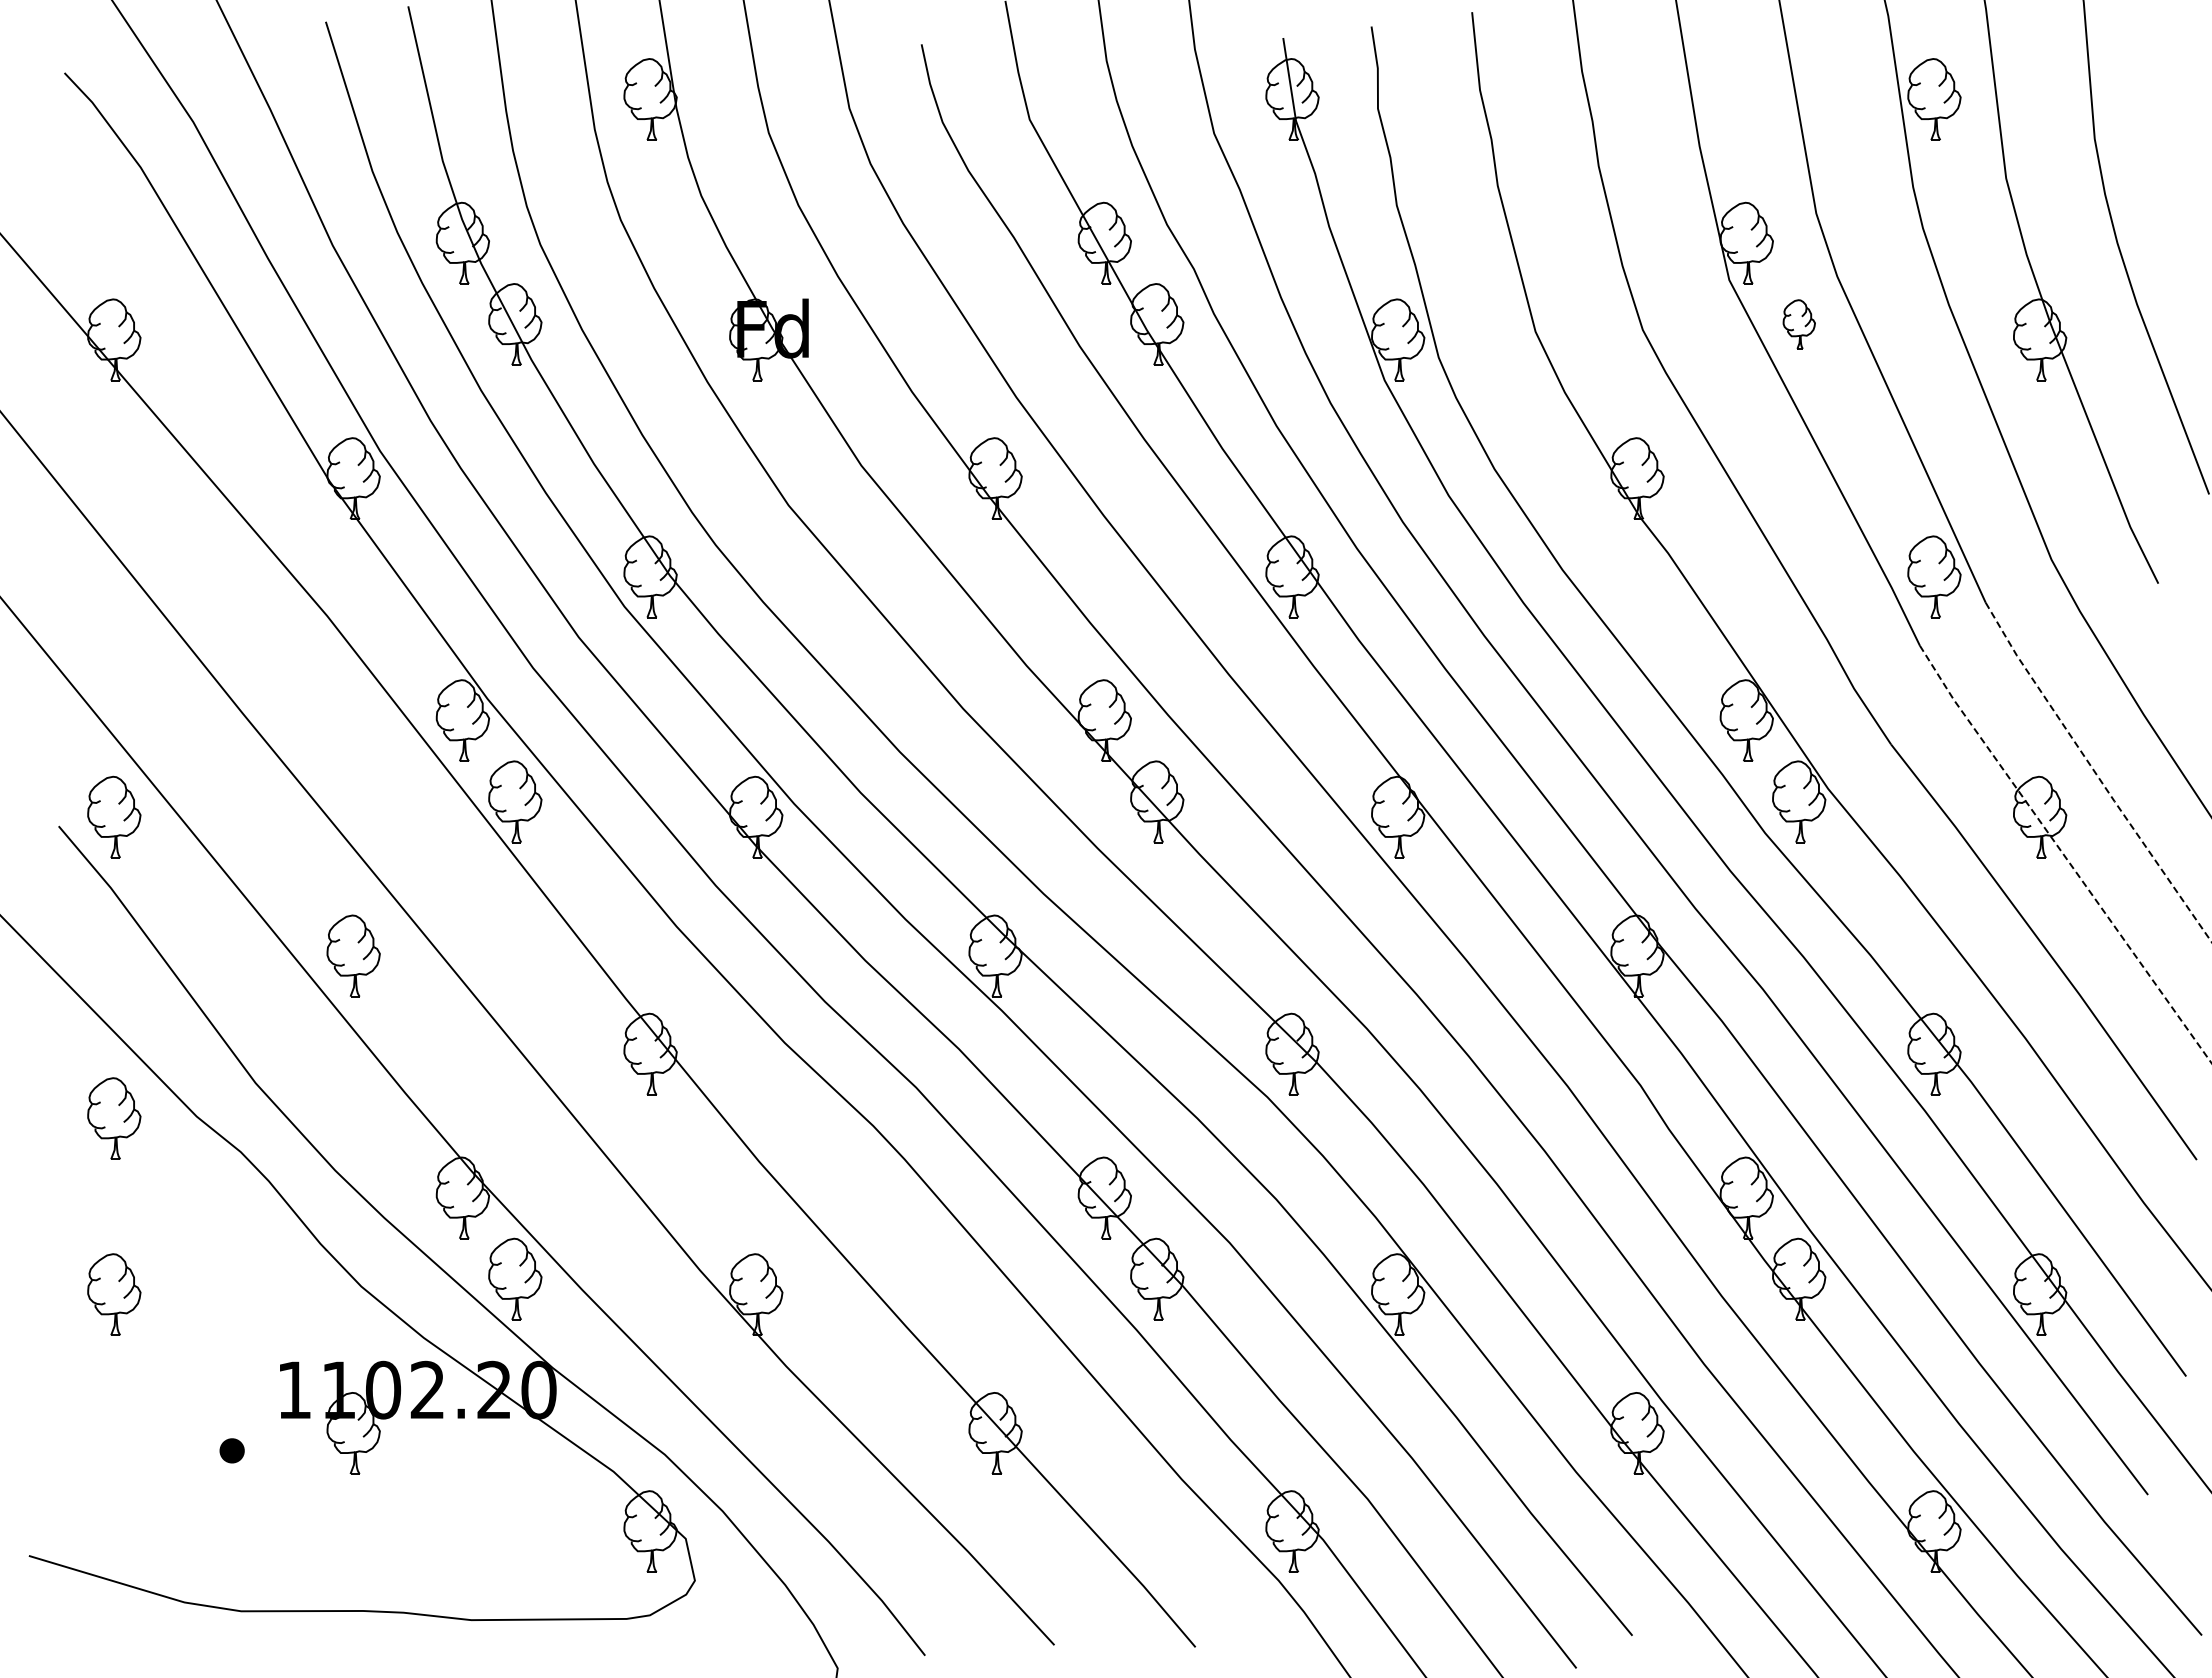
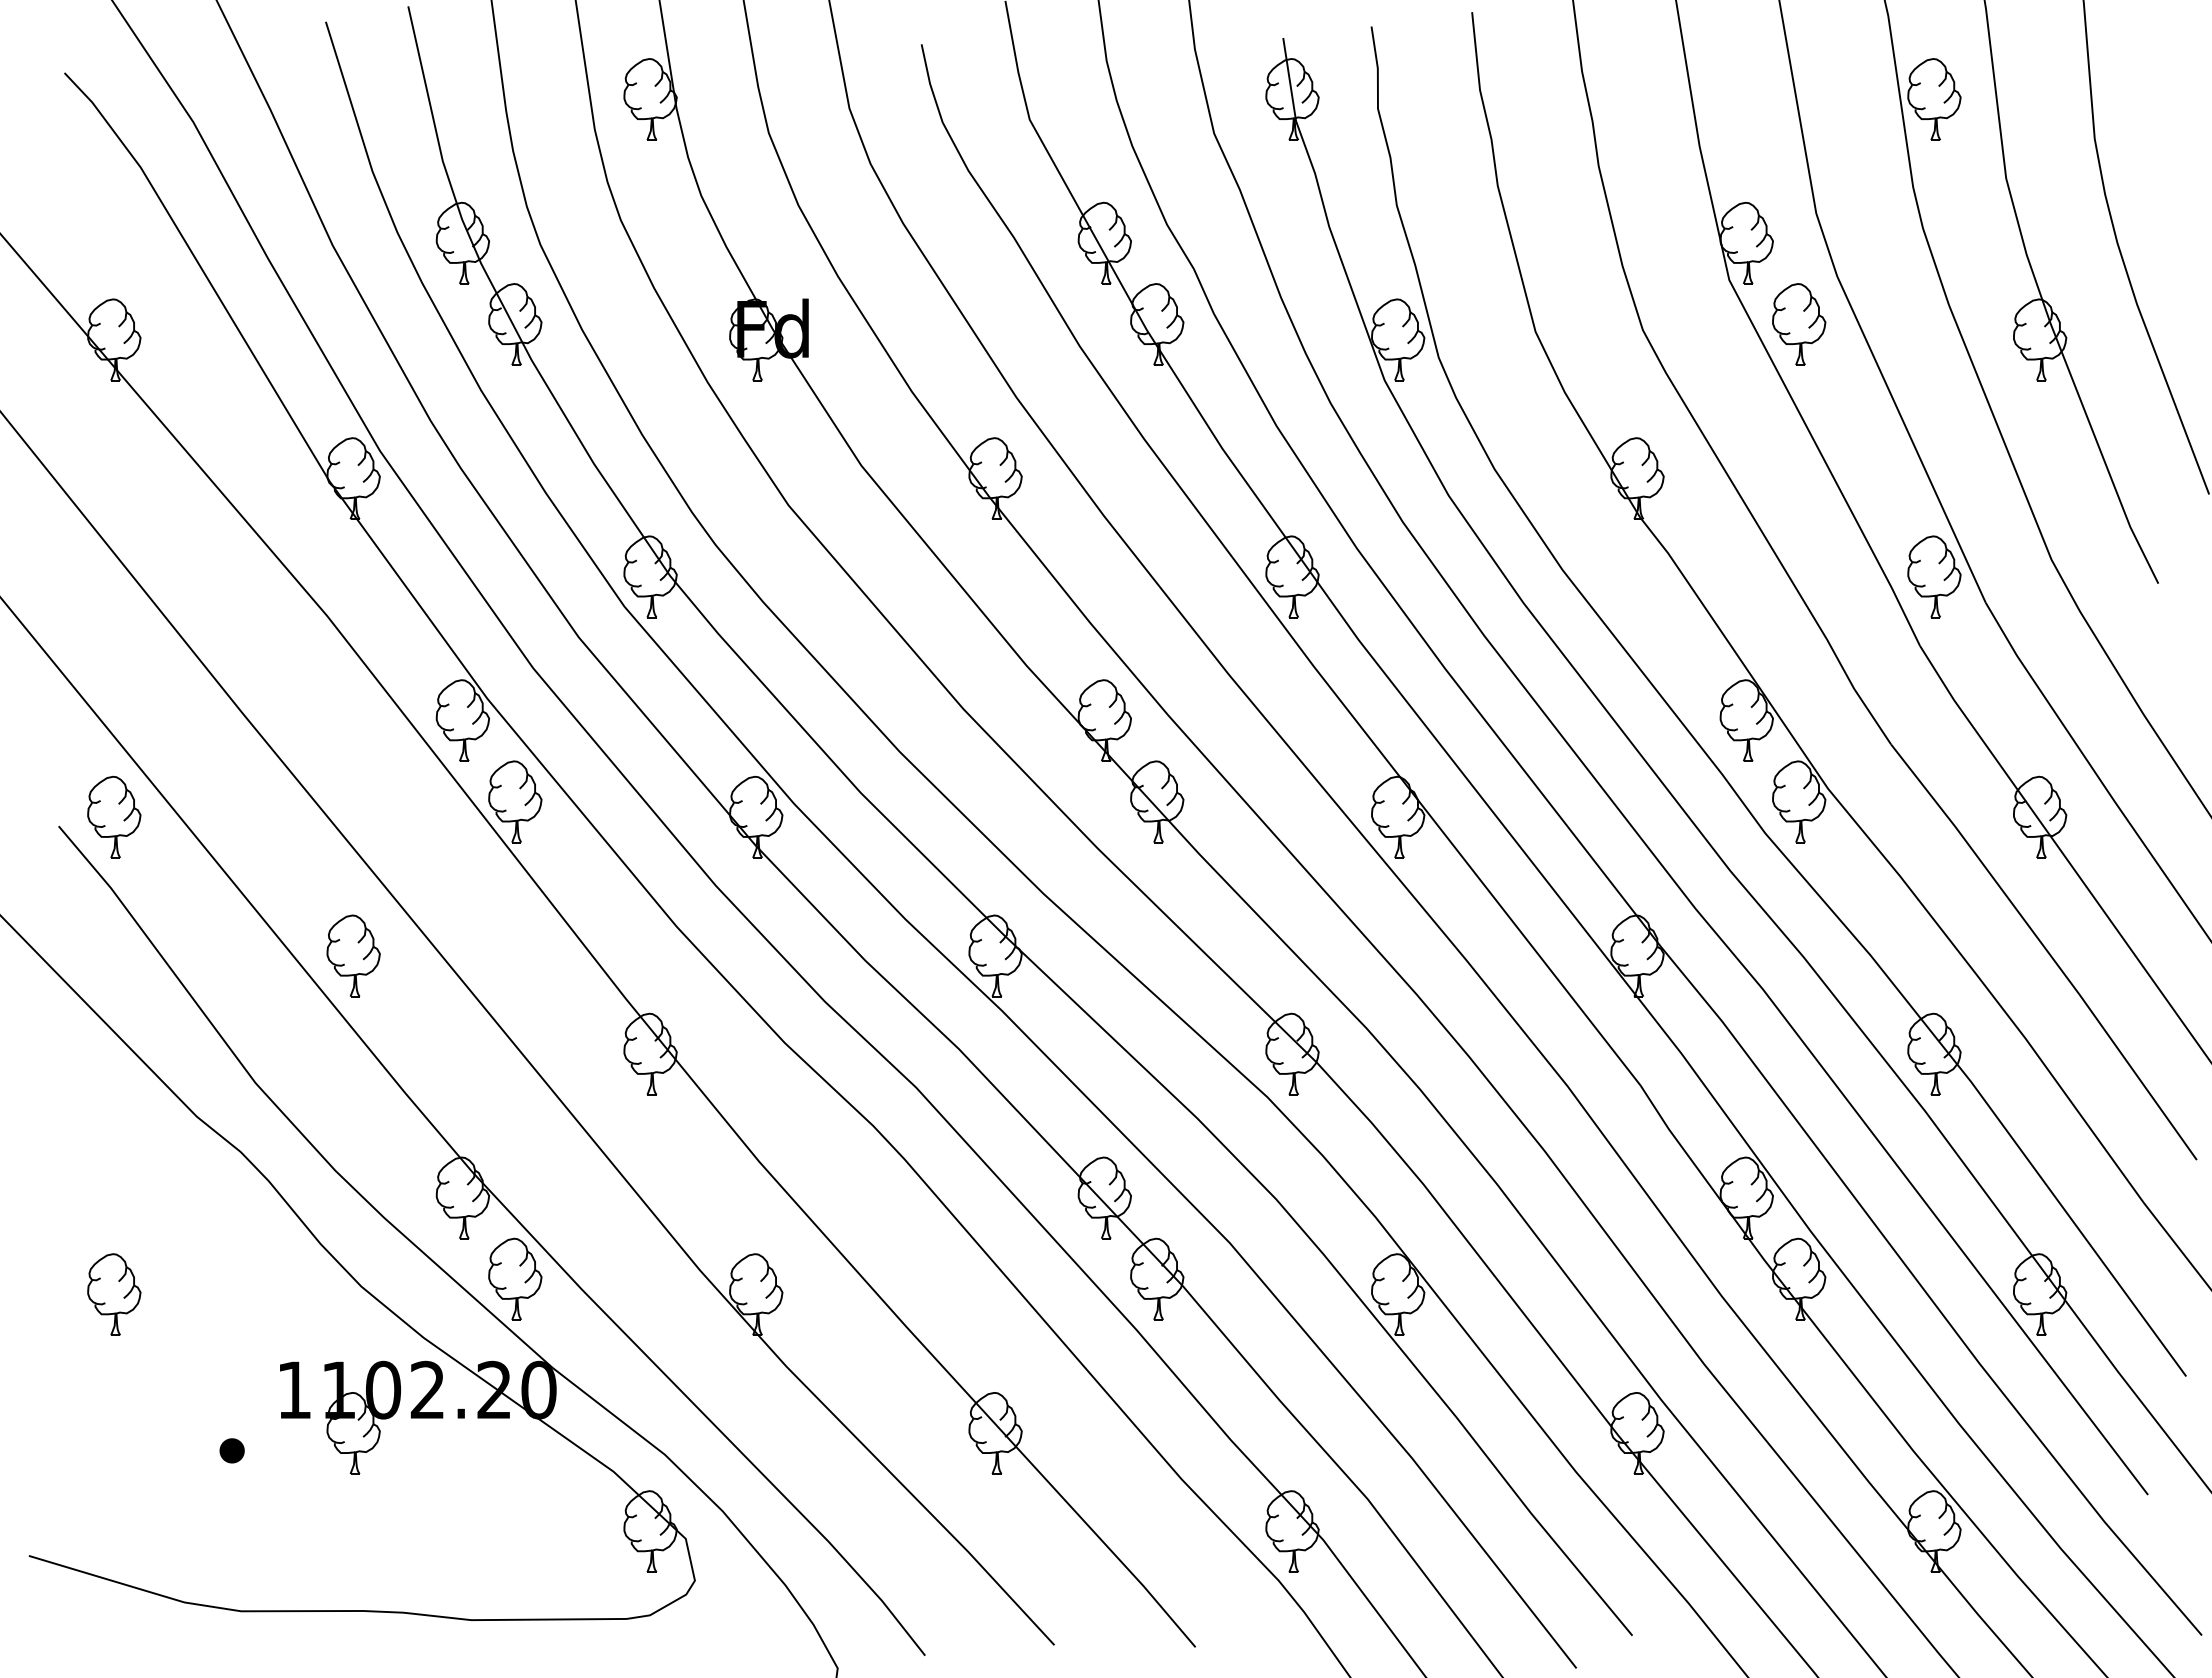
part size: 34x51 px -> 55x83 px (1799, 324)
line: dashed -> solid (2096, 774)
line: dashed -> solid (2063, 854)
part: present -> none (114, 1118)
